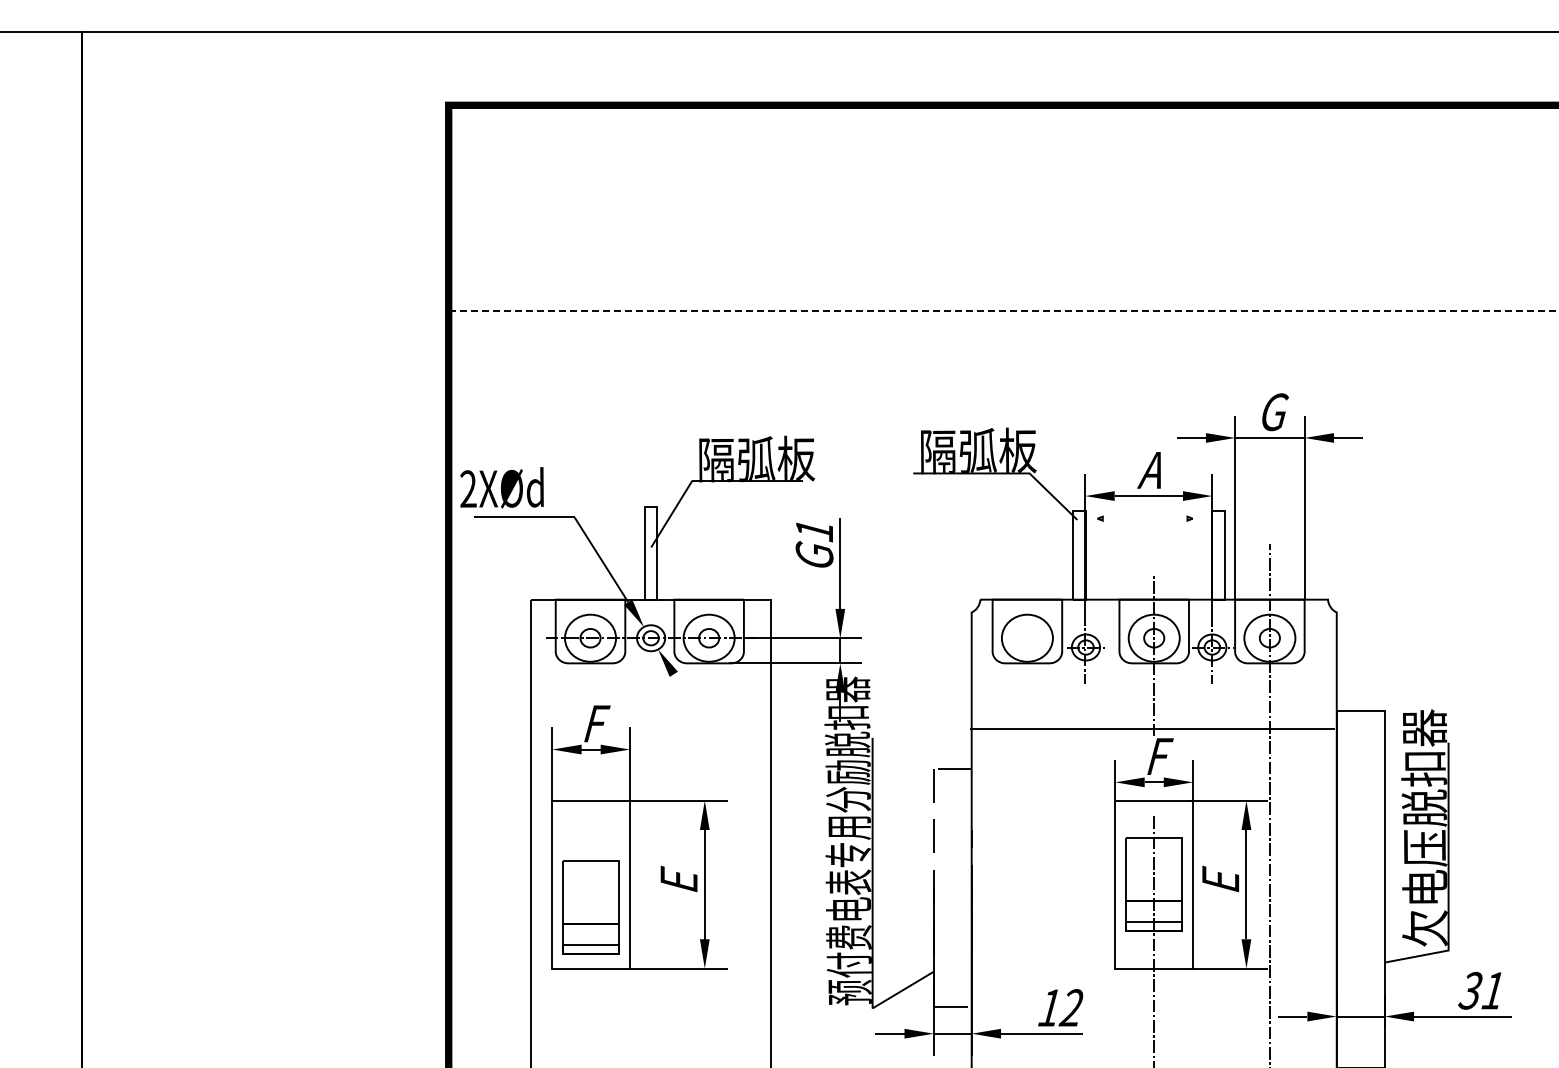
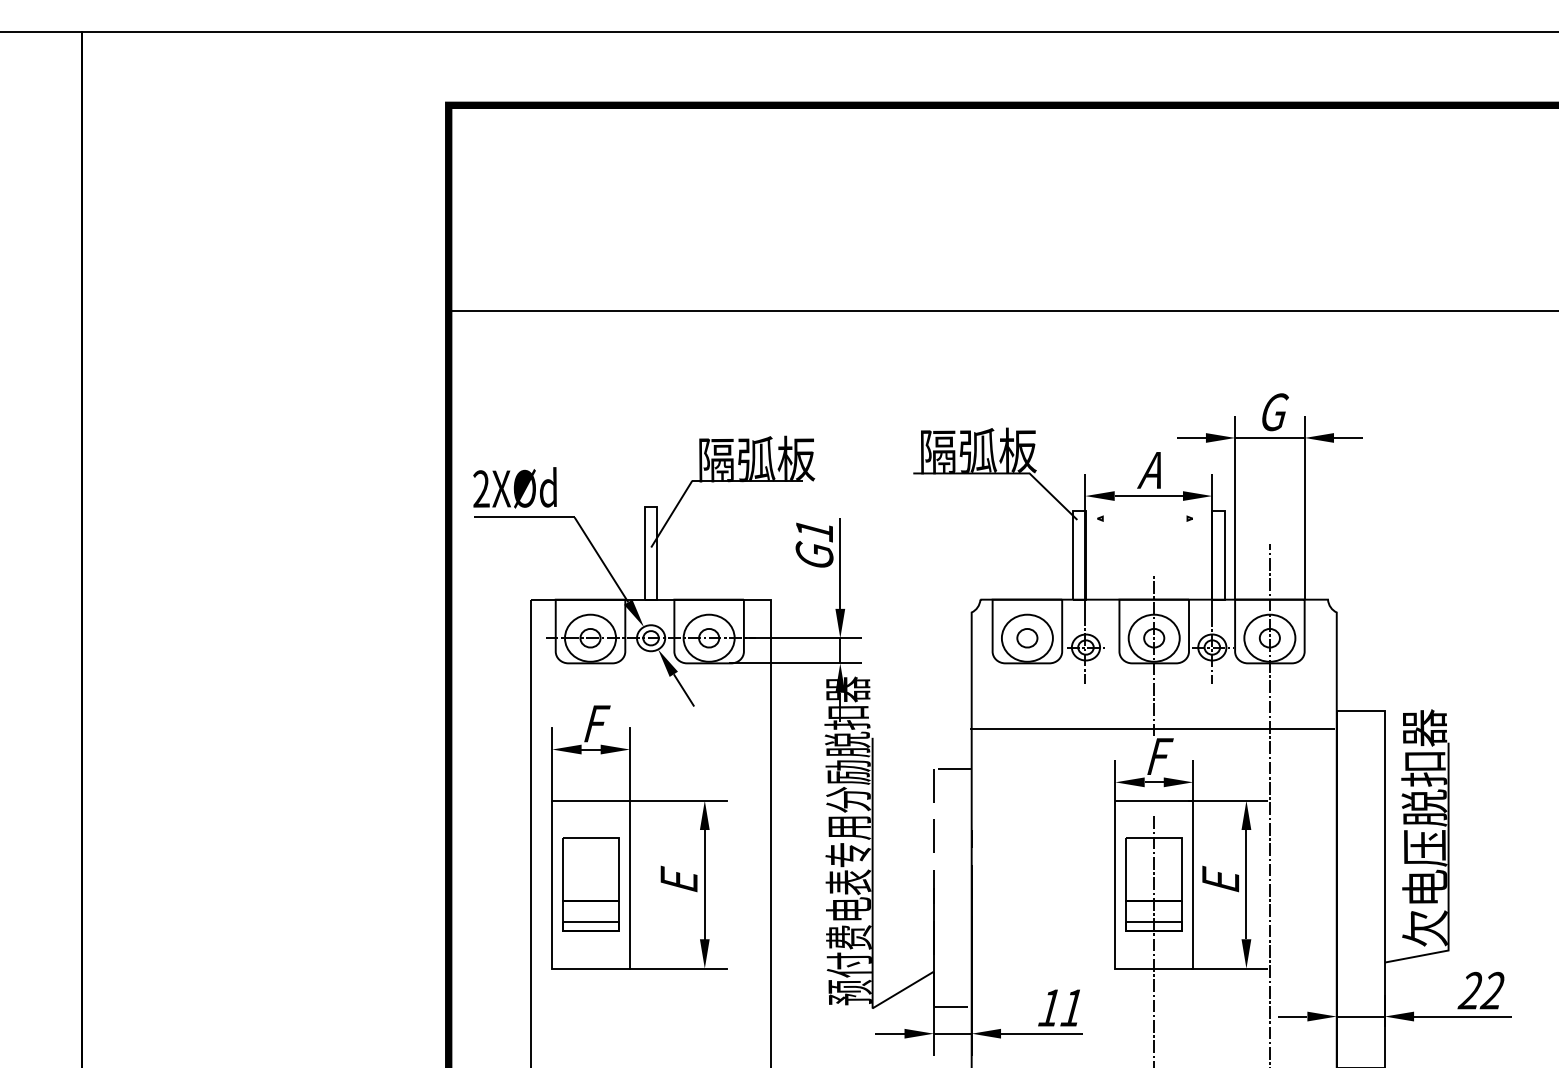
line: dashed -> solid (1003, 310)
text position: (501, 487) -> (514, 487) (514, 487)
part: none -> present (1027, 638)
line: none -> present (683, 690)
part position: (590, 907) -> (590, 884) (590, 884)
text: 31 -> 22 (1480, 990)
text: 12 -> 11 (1070, 1007)
